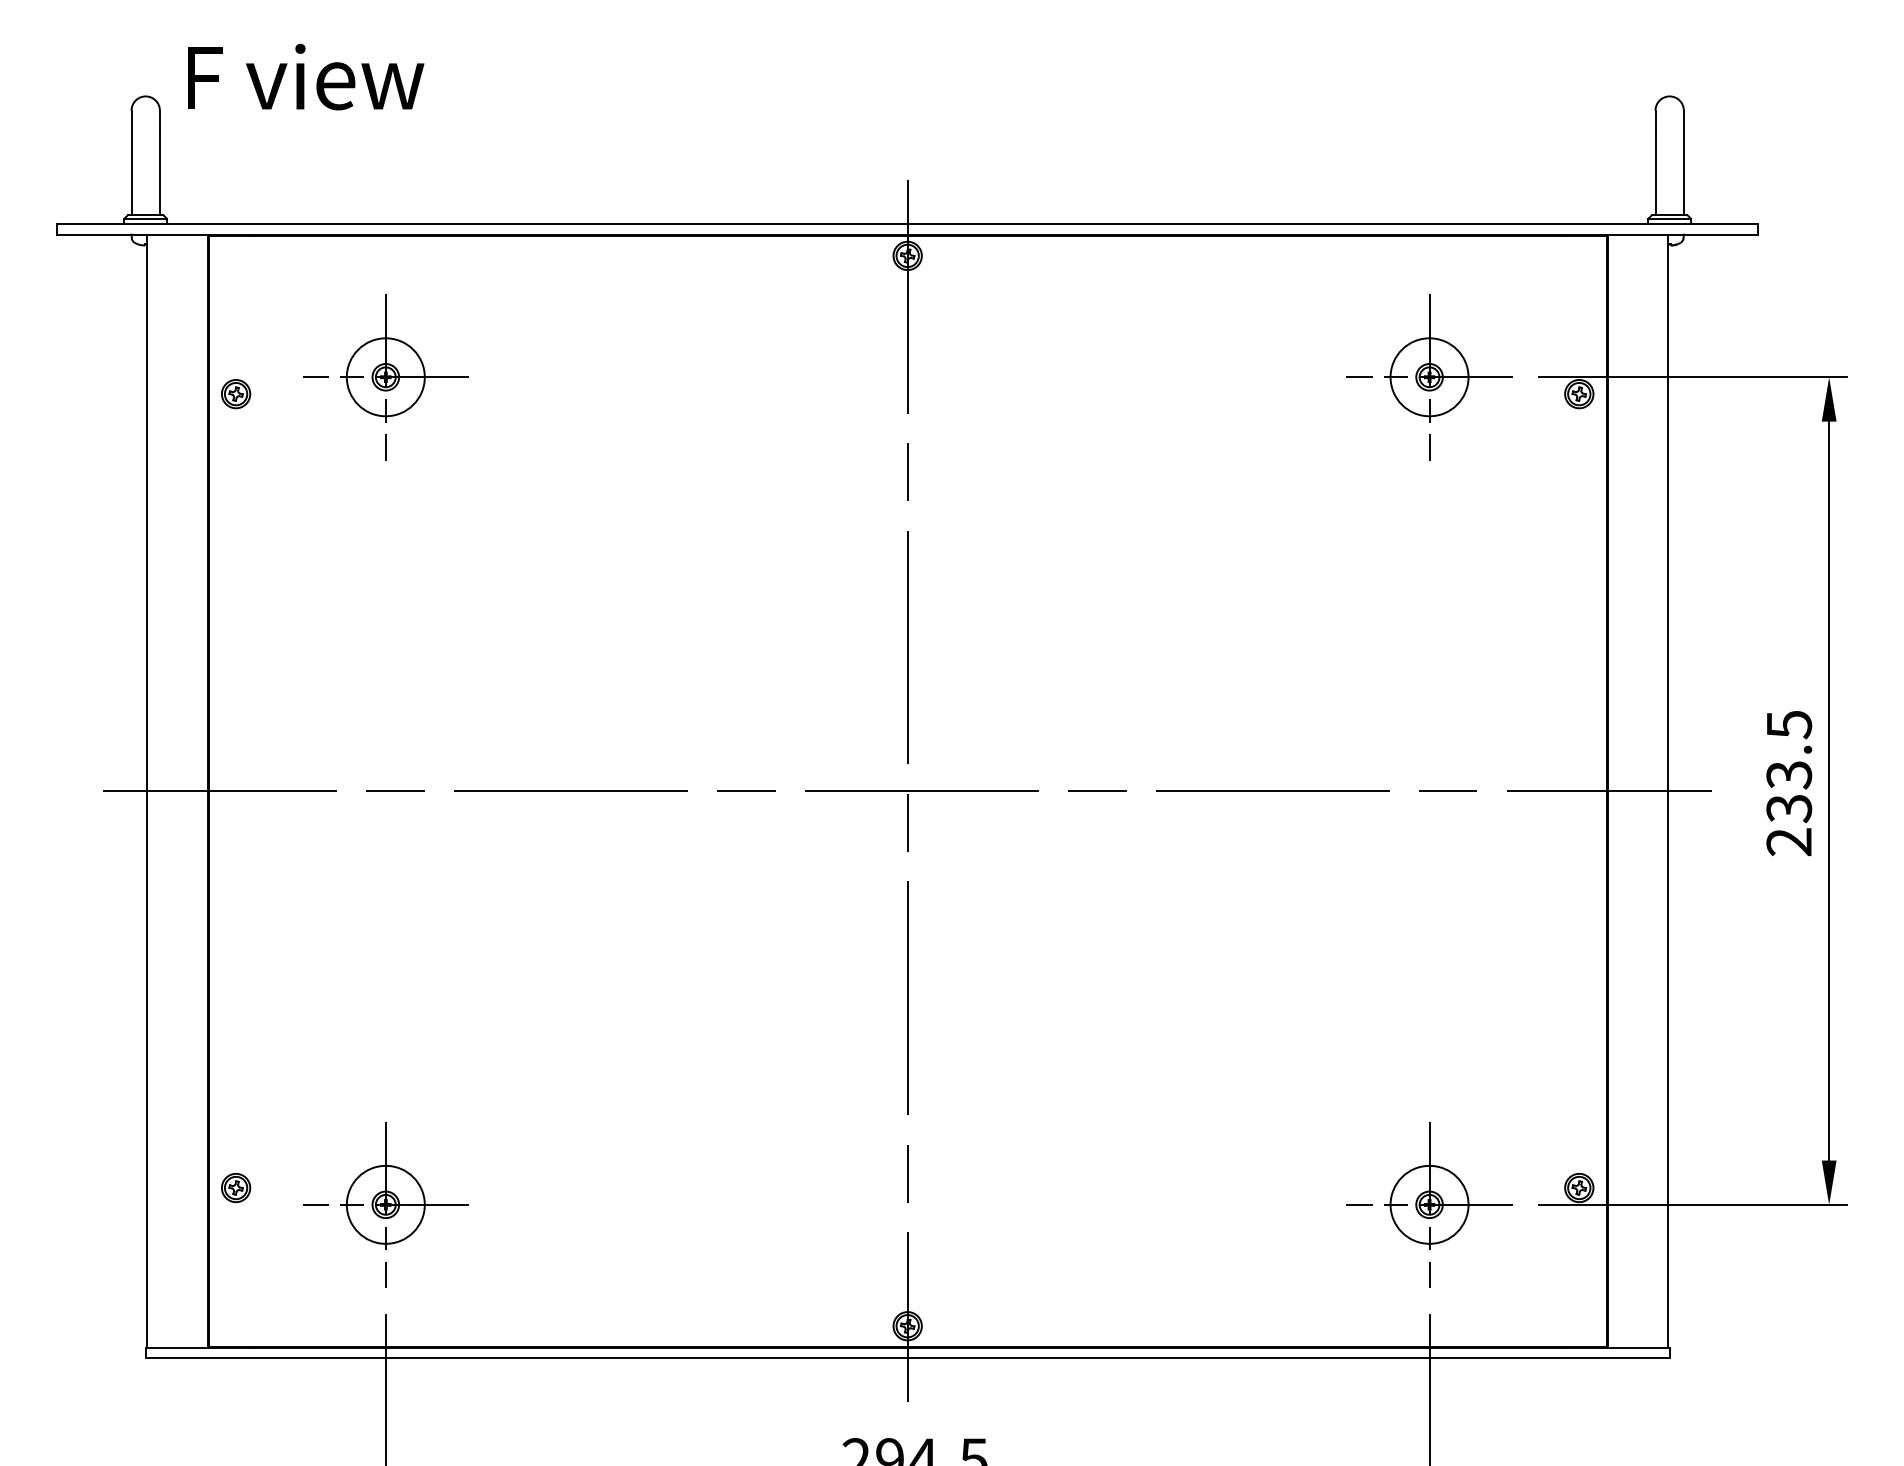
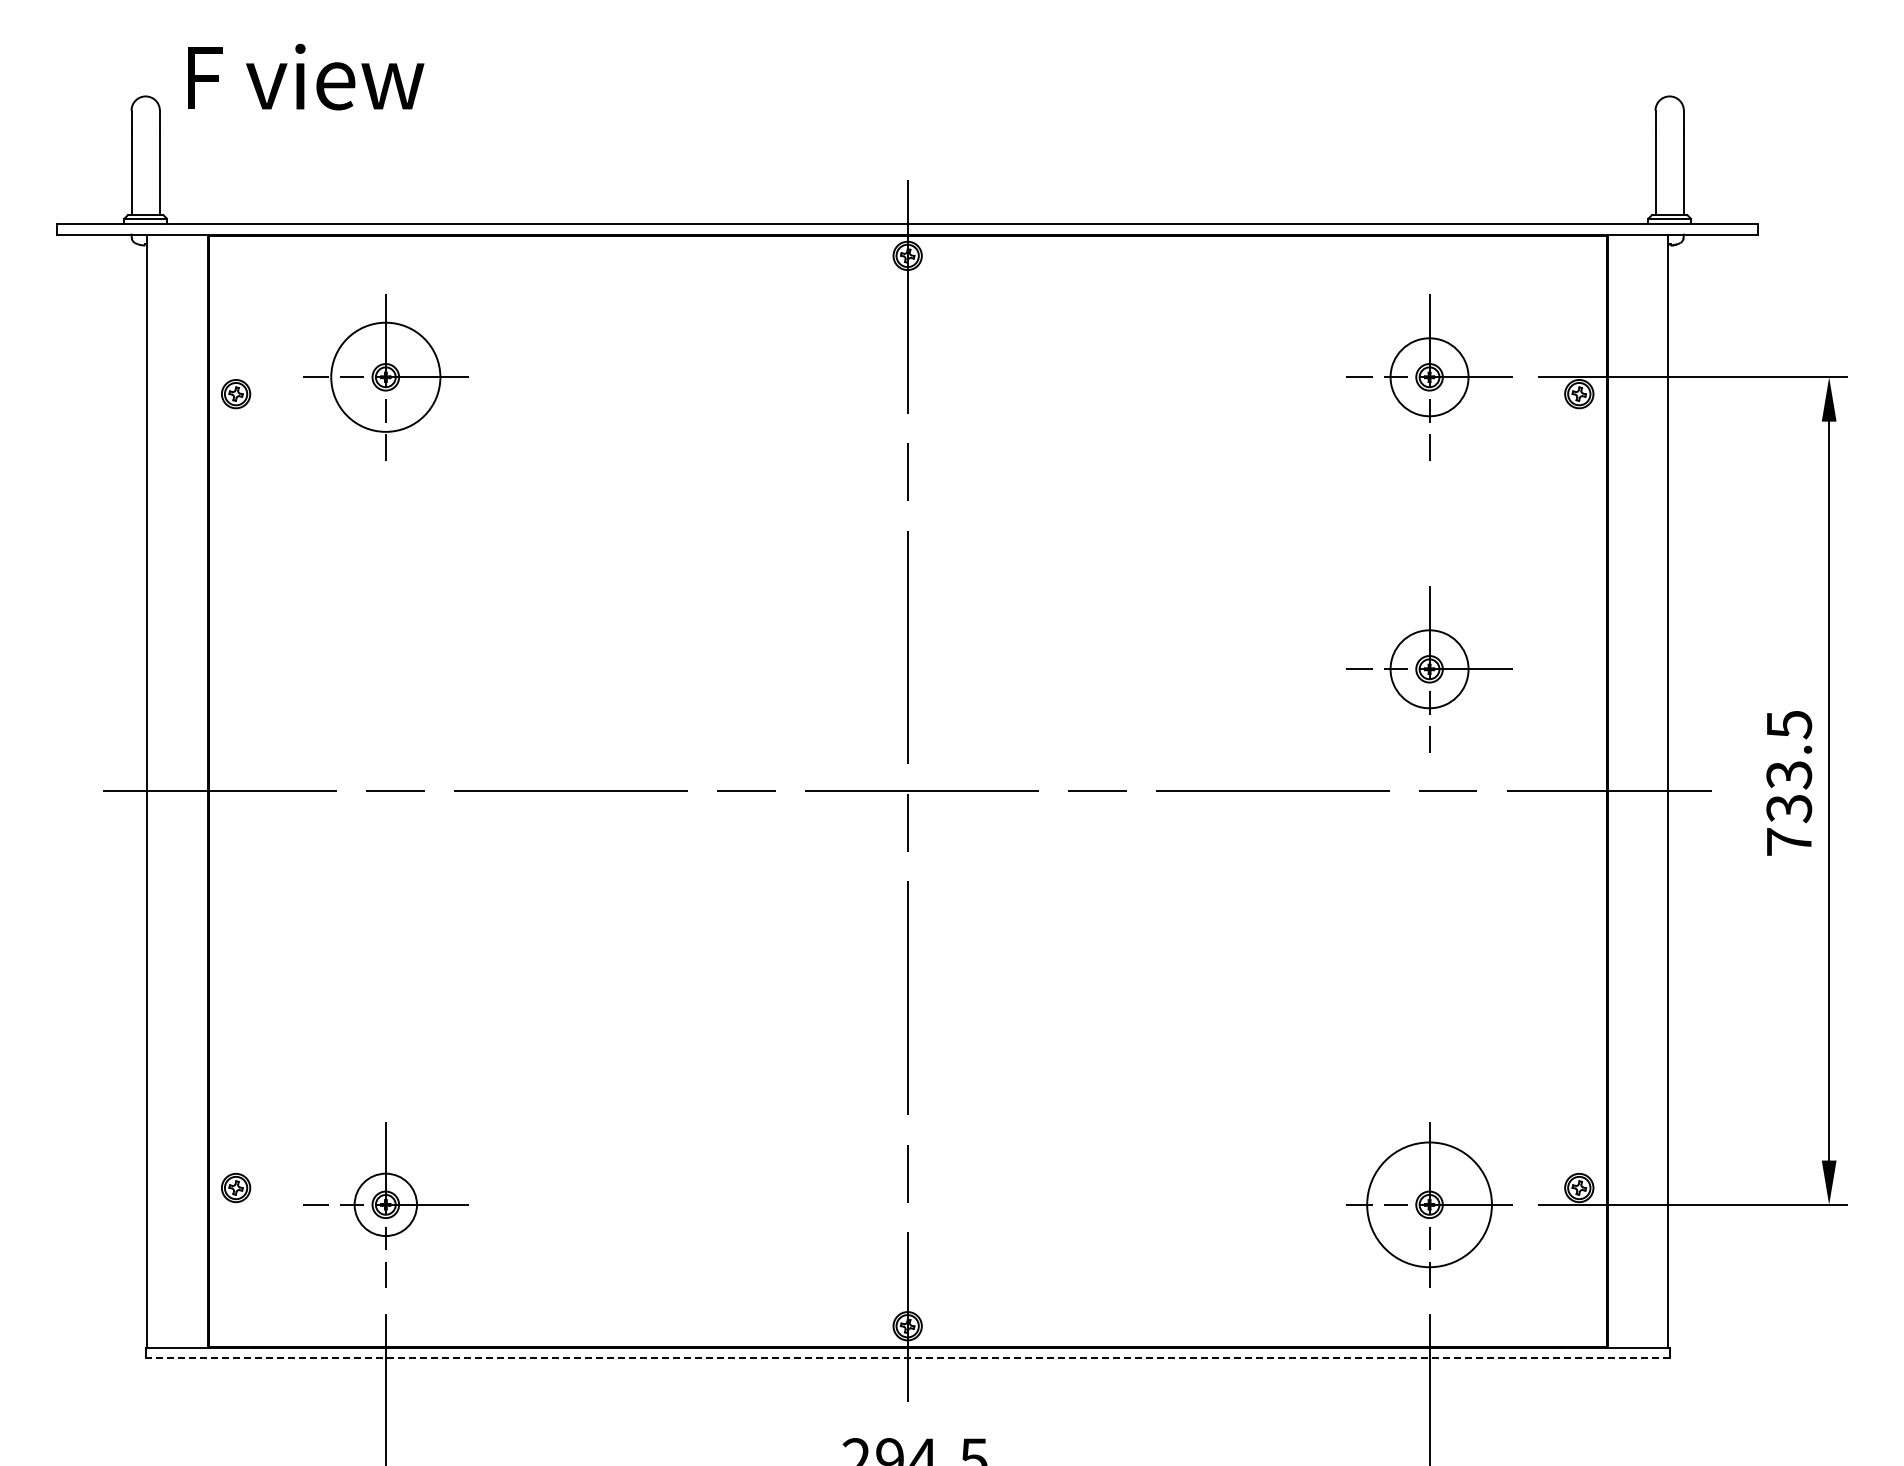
circle diameter: 78 px -> 109 px (385, 376)
part: none -> present (1429, 669)
text: 233.5 -> 733.5 (1788, 842)
circle diameter: 78 px -> 62 px (385, 1204)
circle diameter: 78 px -> 125 px (1429, 1204)
line: solid -> dashed (907, 1358)
